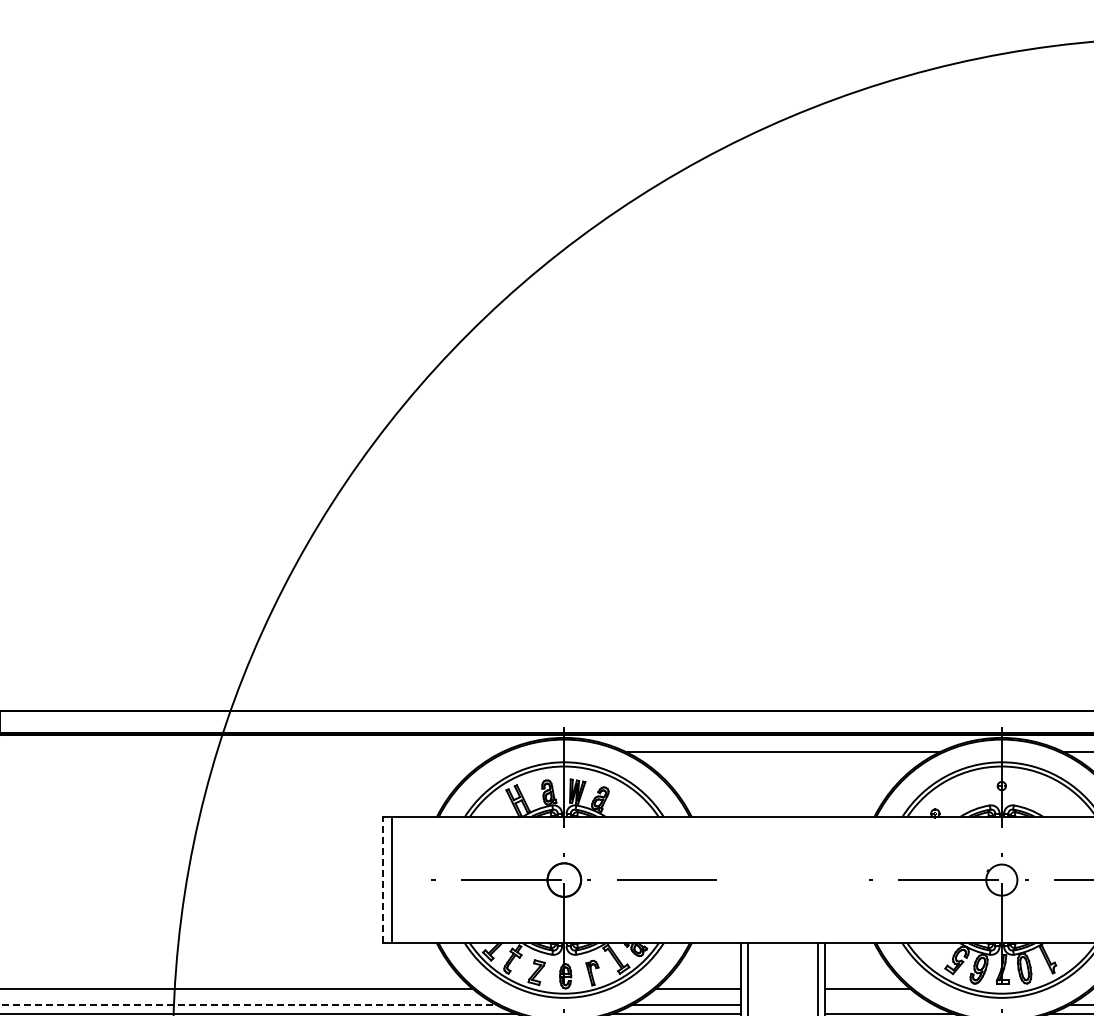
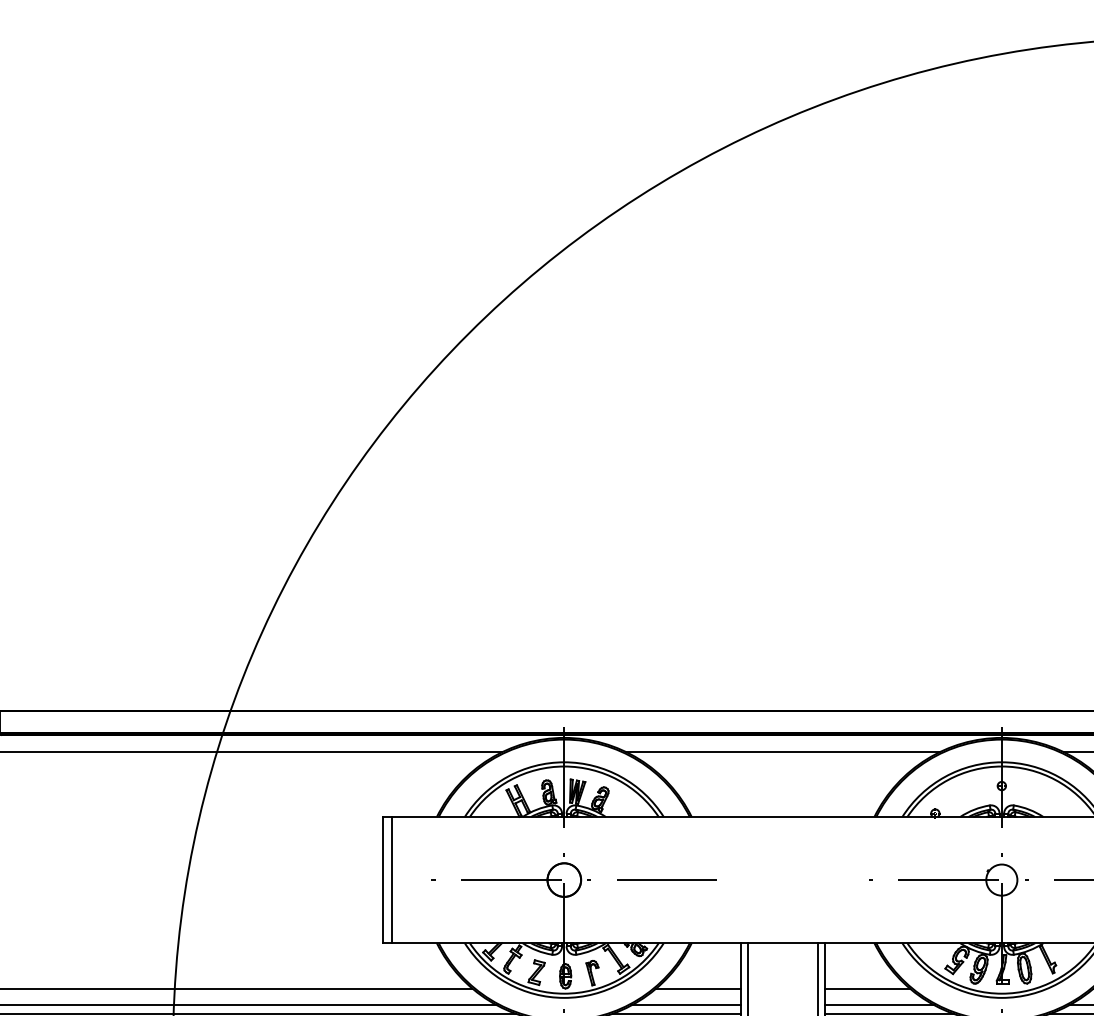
line: none -> present (252, 752)
line: dashed -> solid (383, 879)
line: dashed -> solid (249, 1005)
line: none -> present (879, 1005)
